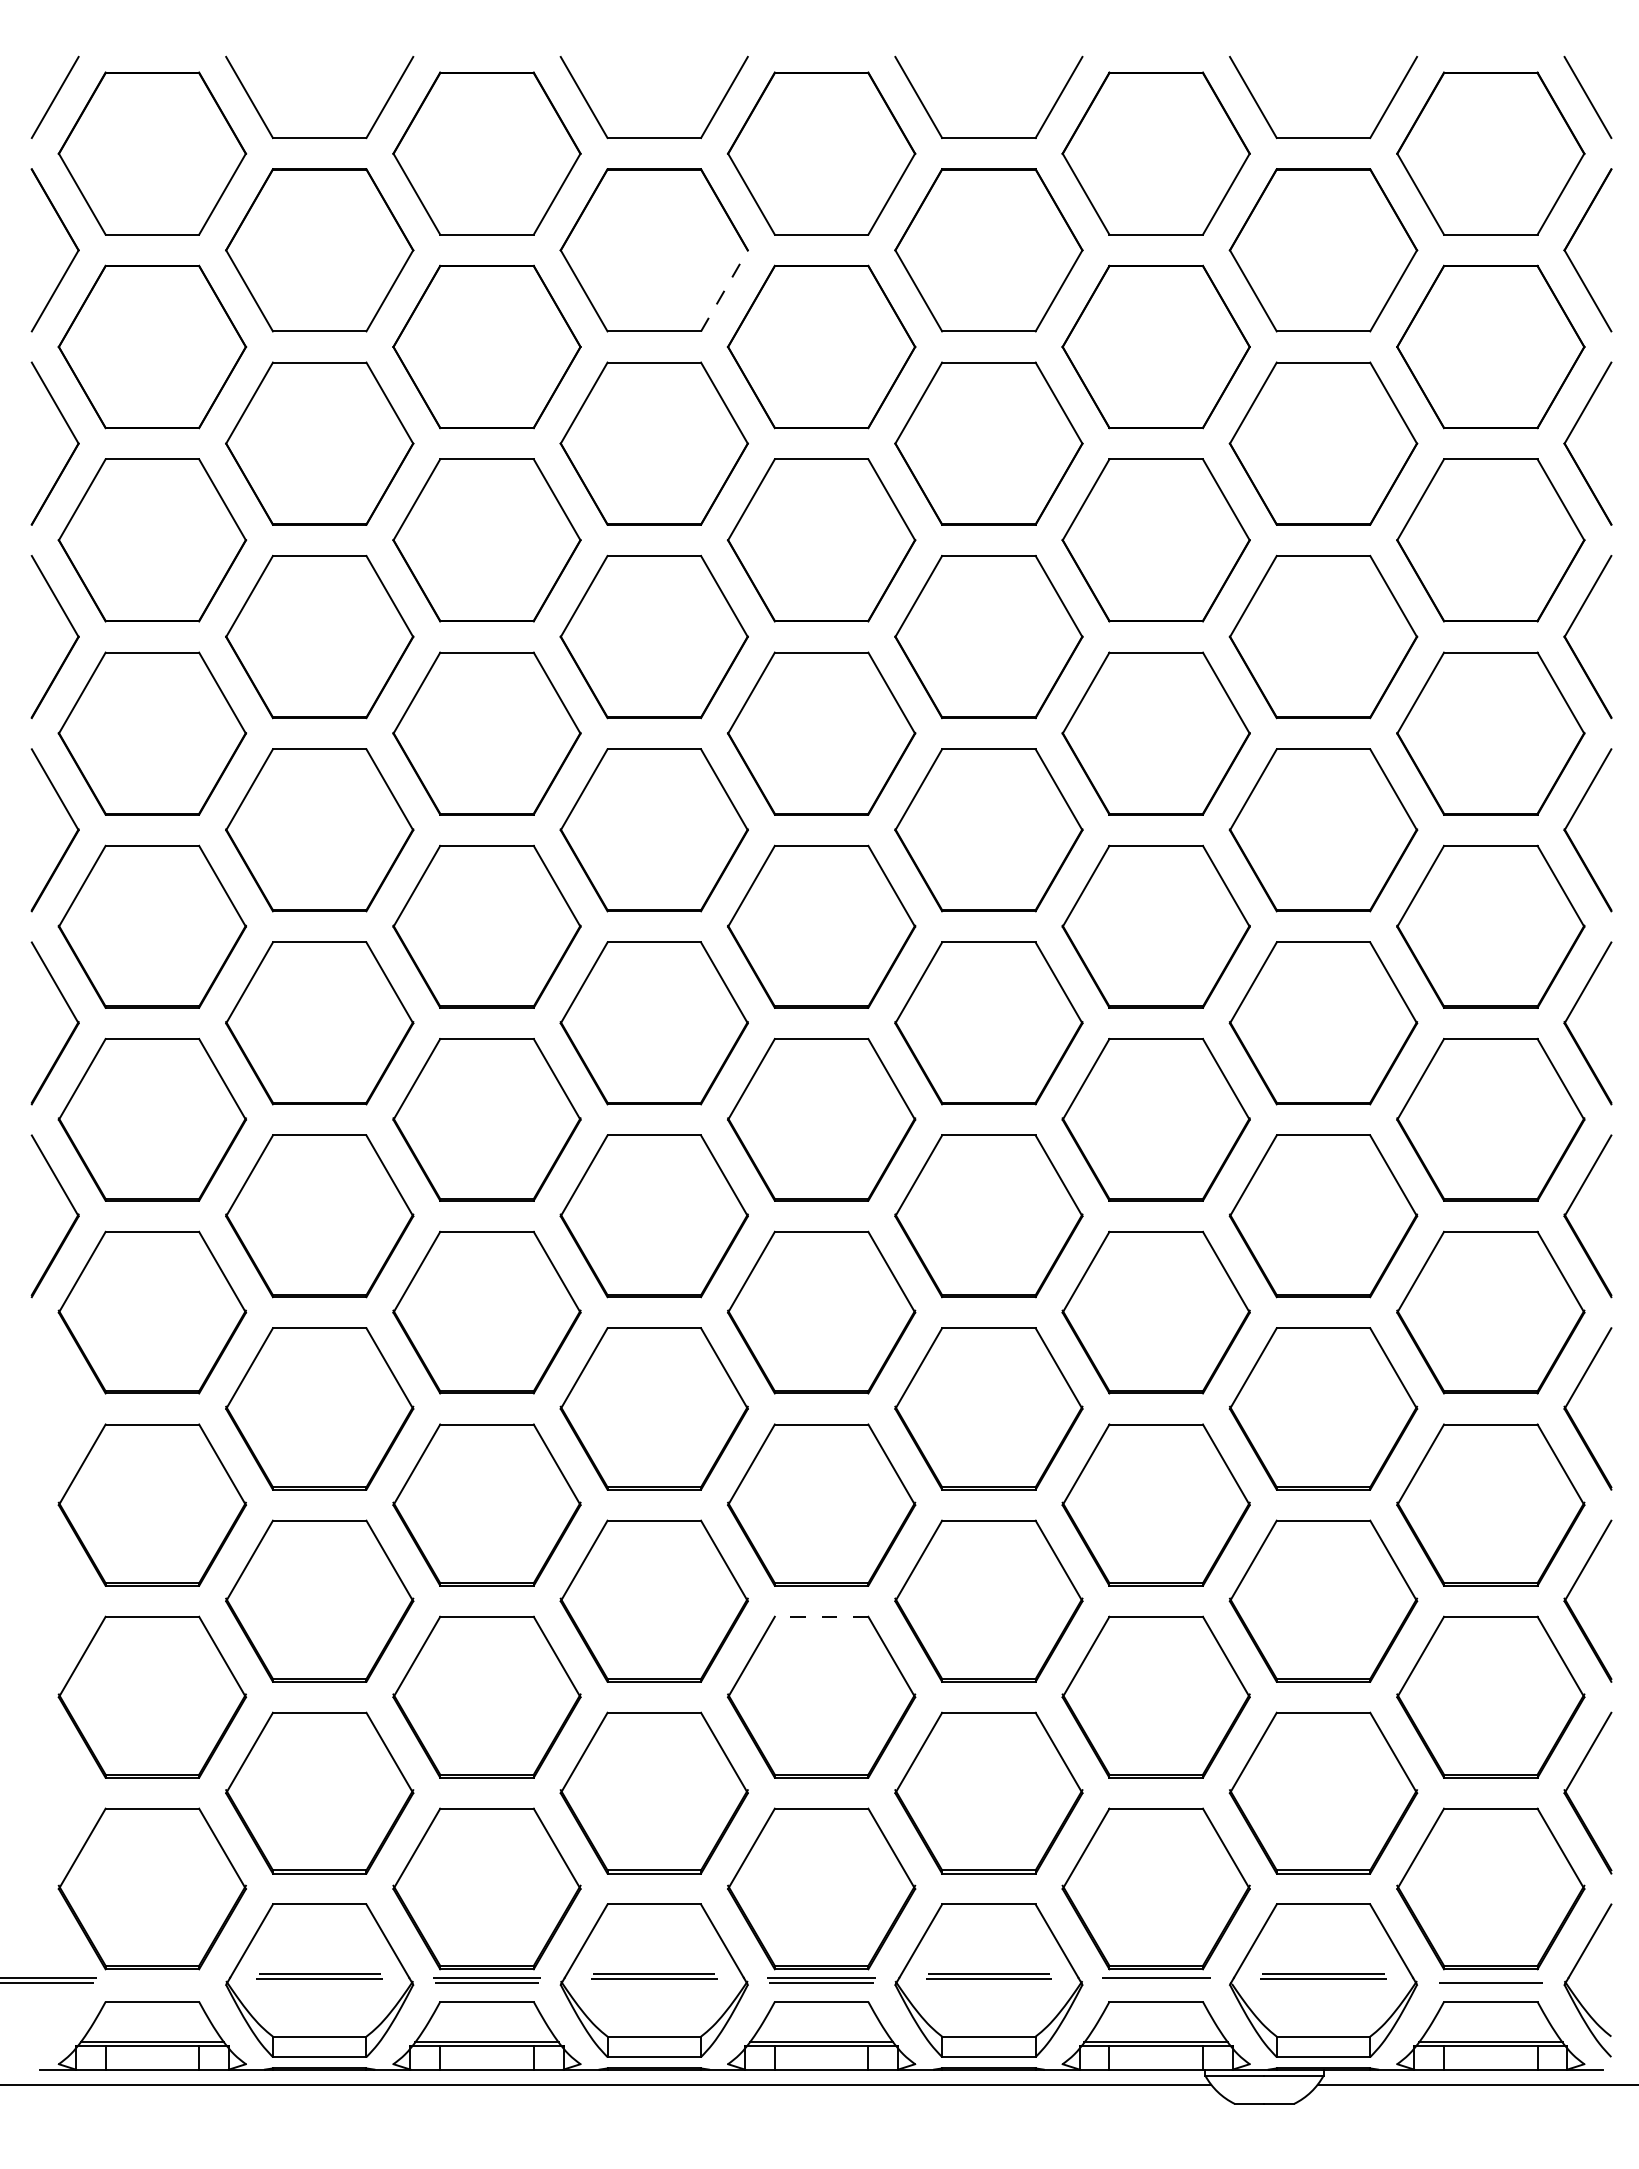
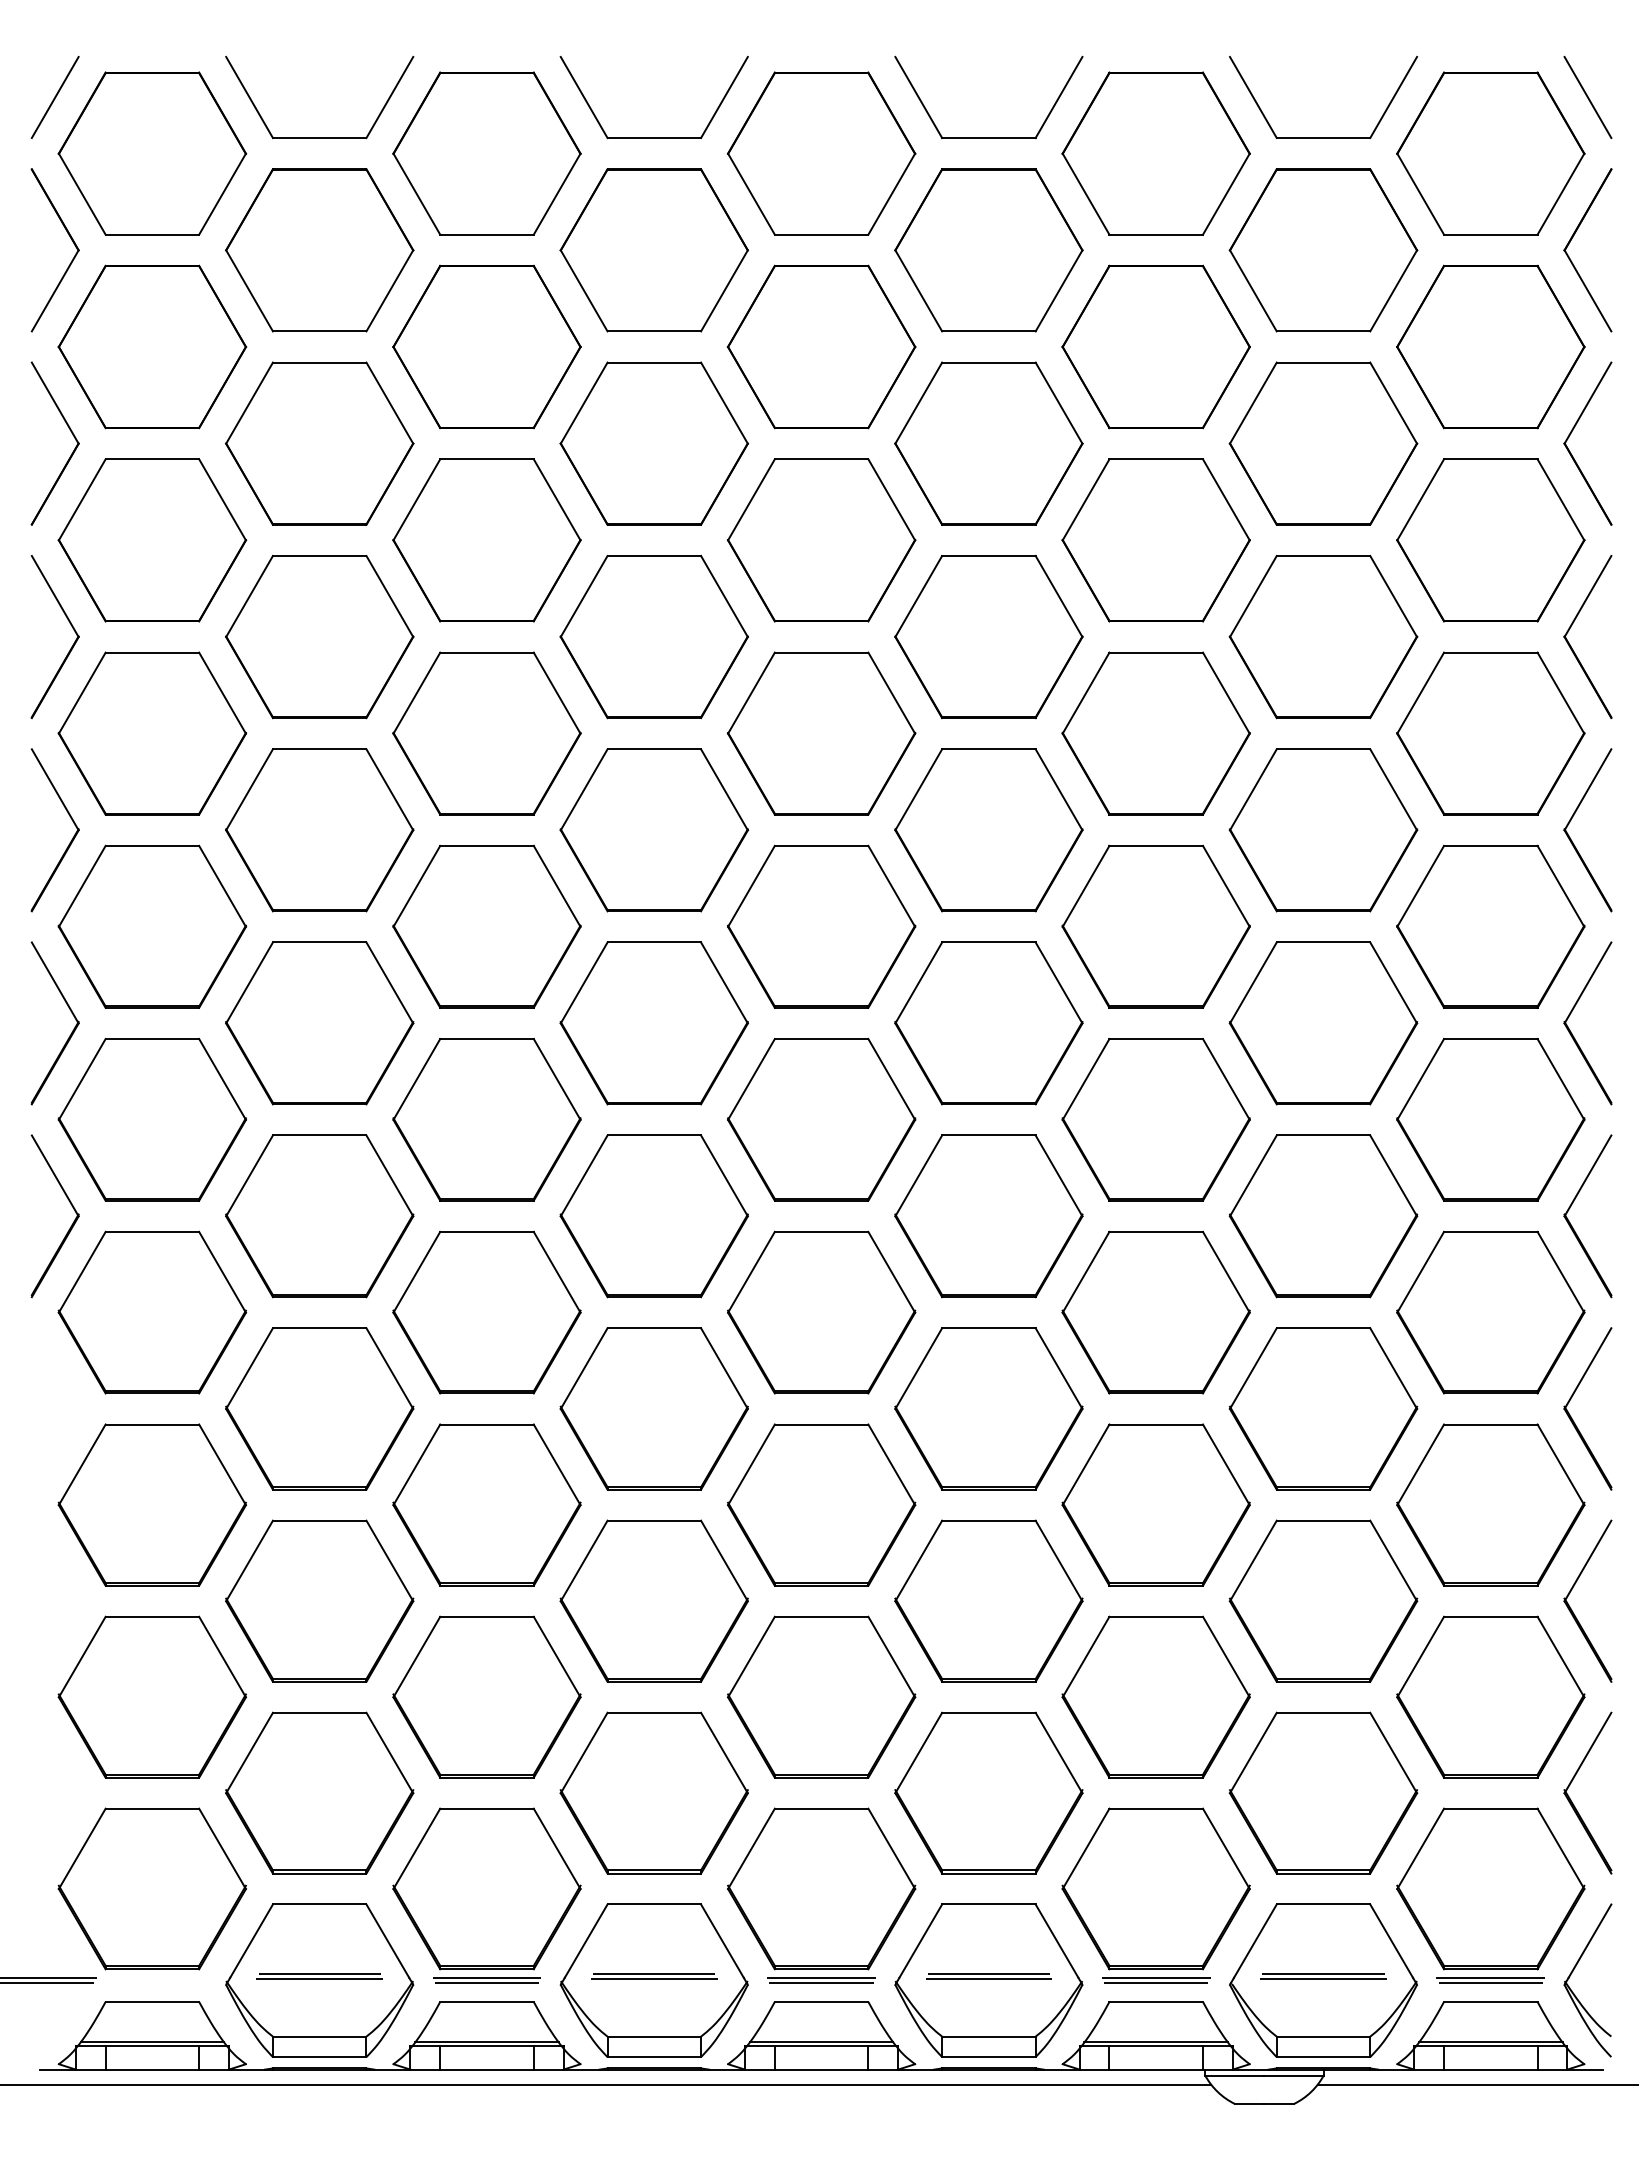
line: dashed -> solid (724, 290)
line: dashed -> solid (821, 1616)
line: none -> present (1490, 1977)
line: none -> present (1155, 1983)
